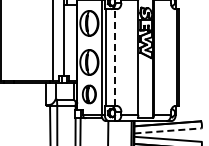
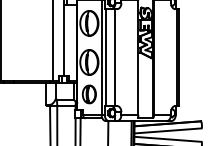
line: dashed -> solid (115, 57)
line: dashed -> solid (167, 130)
